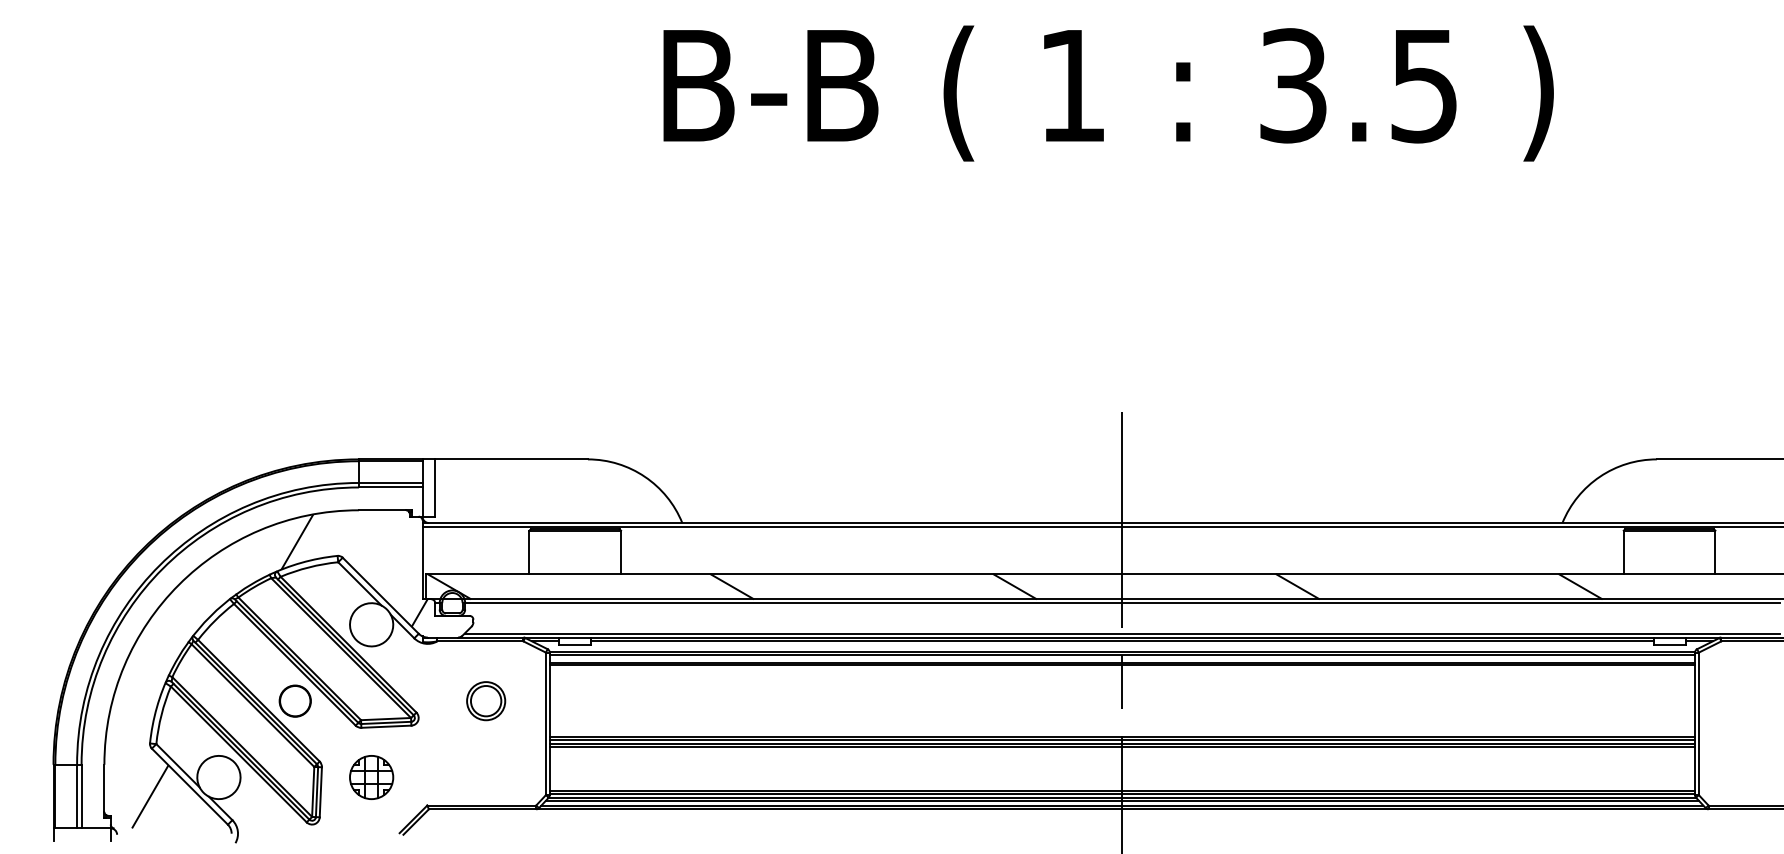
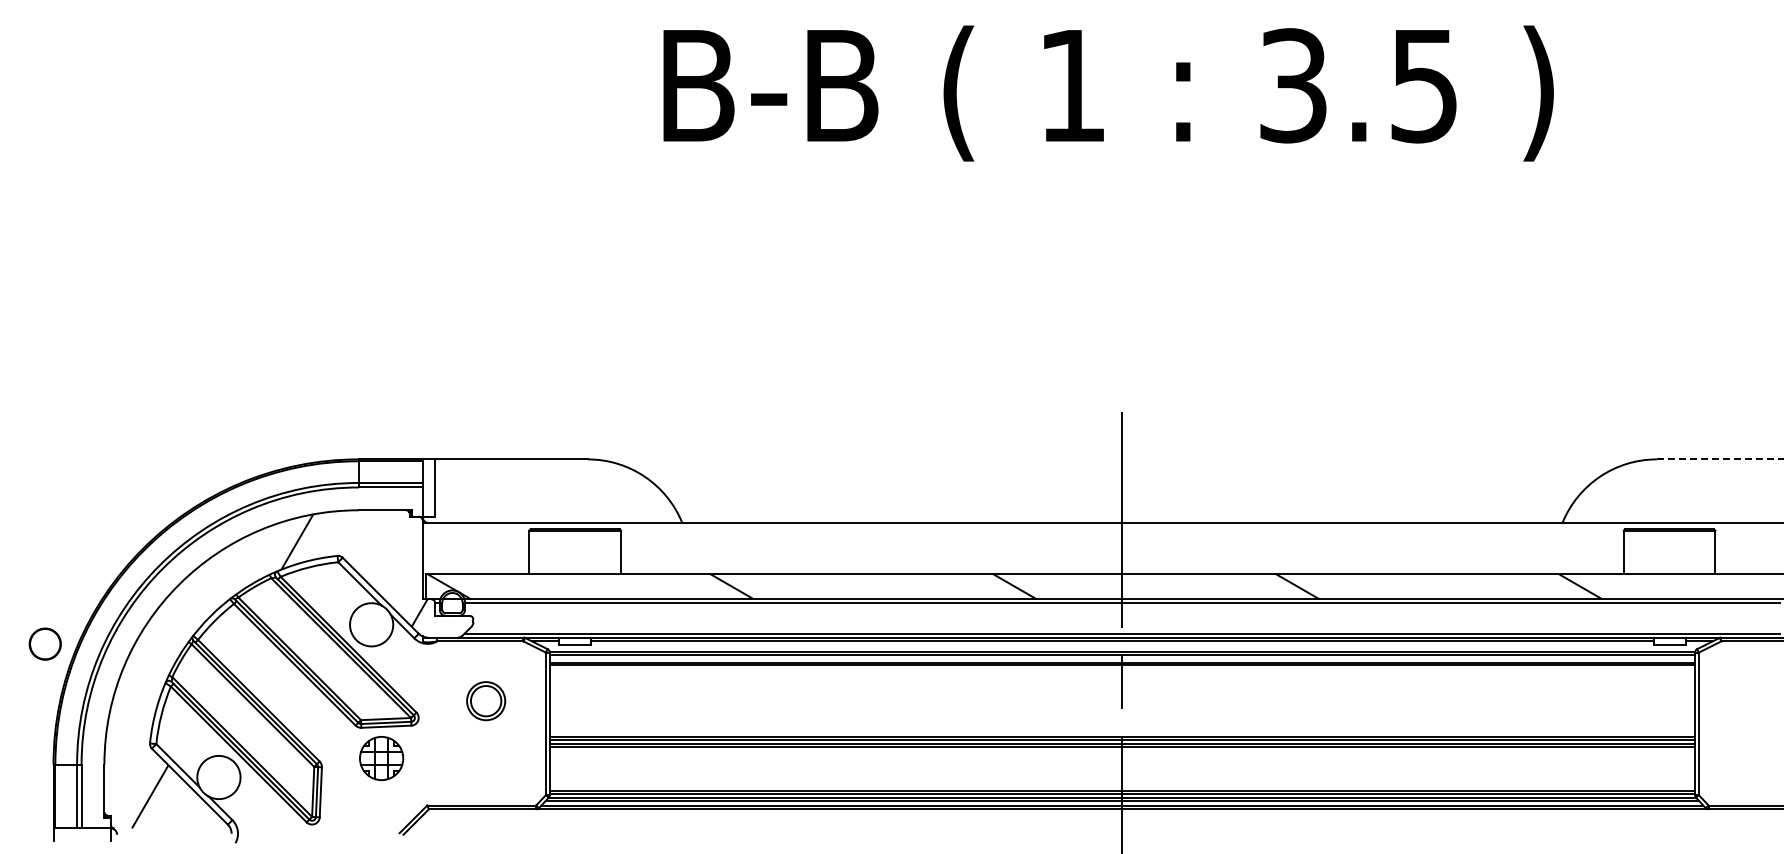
line: solid -> dashed (1720, 459)
line: present -> none (1101, 526)
circle position: (294, 700) -> (44, 643) (44, 643)
part position: (371, 777) -> (381, 758) (381, 758)
